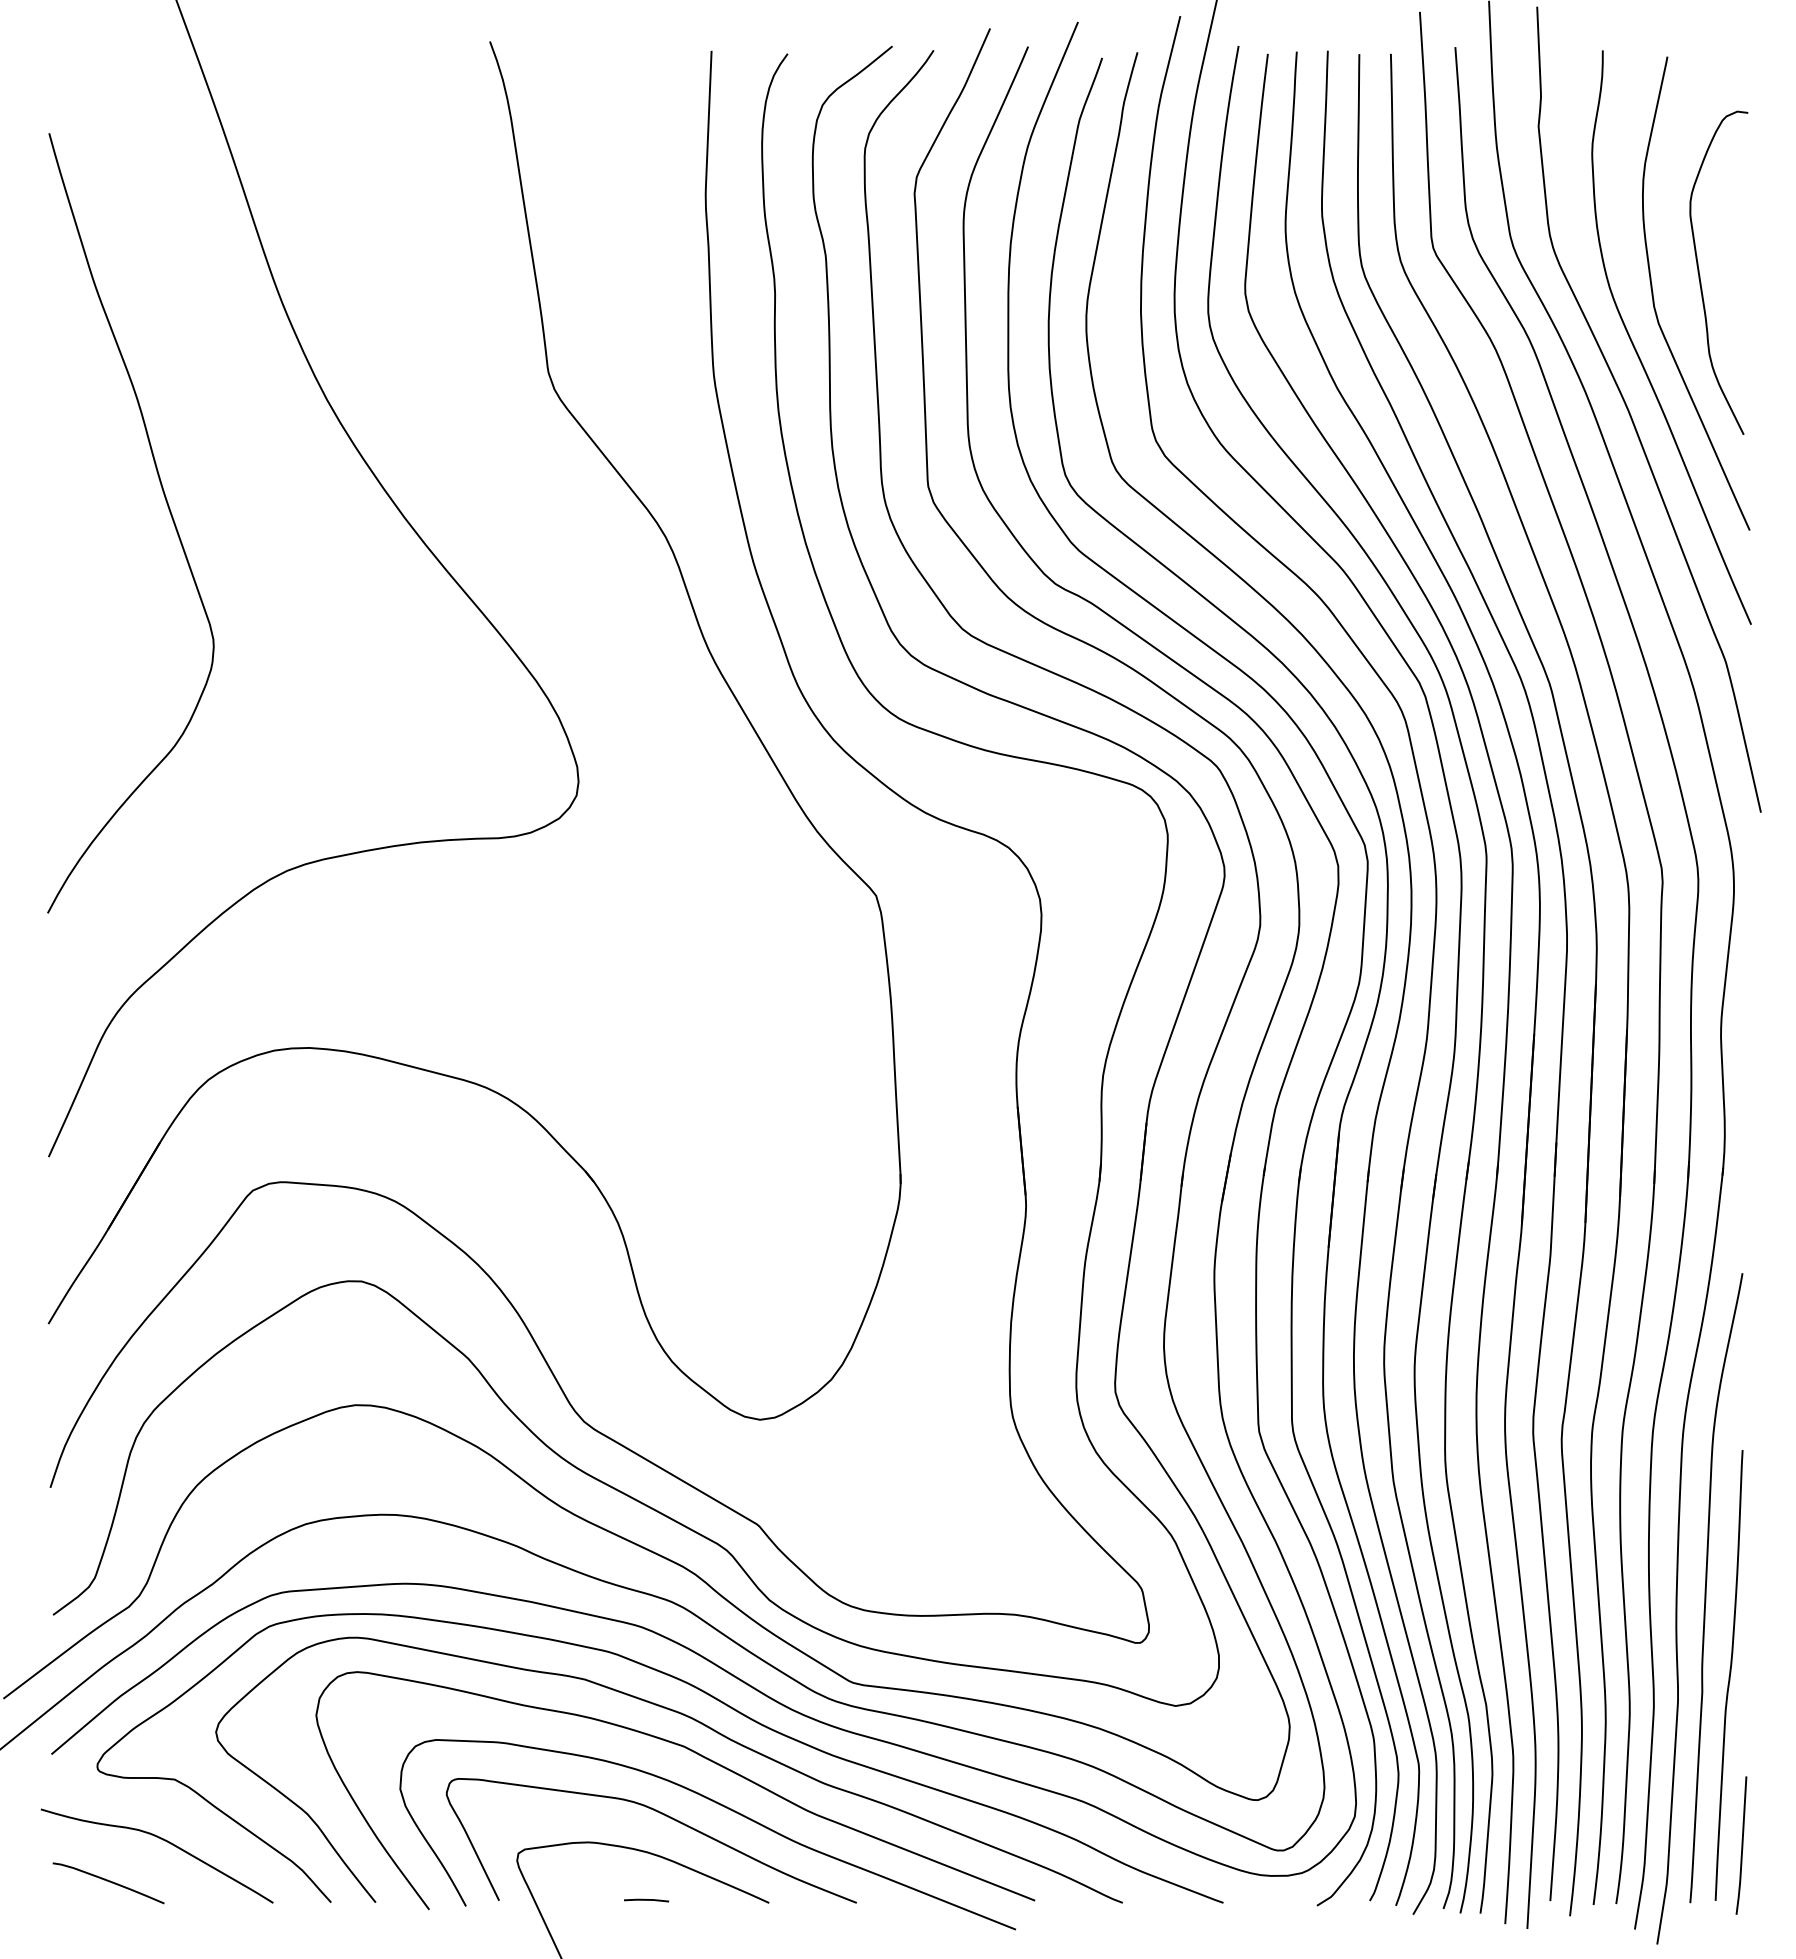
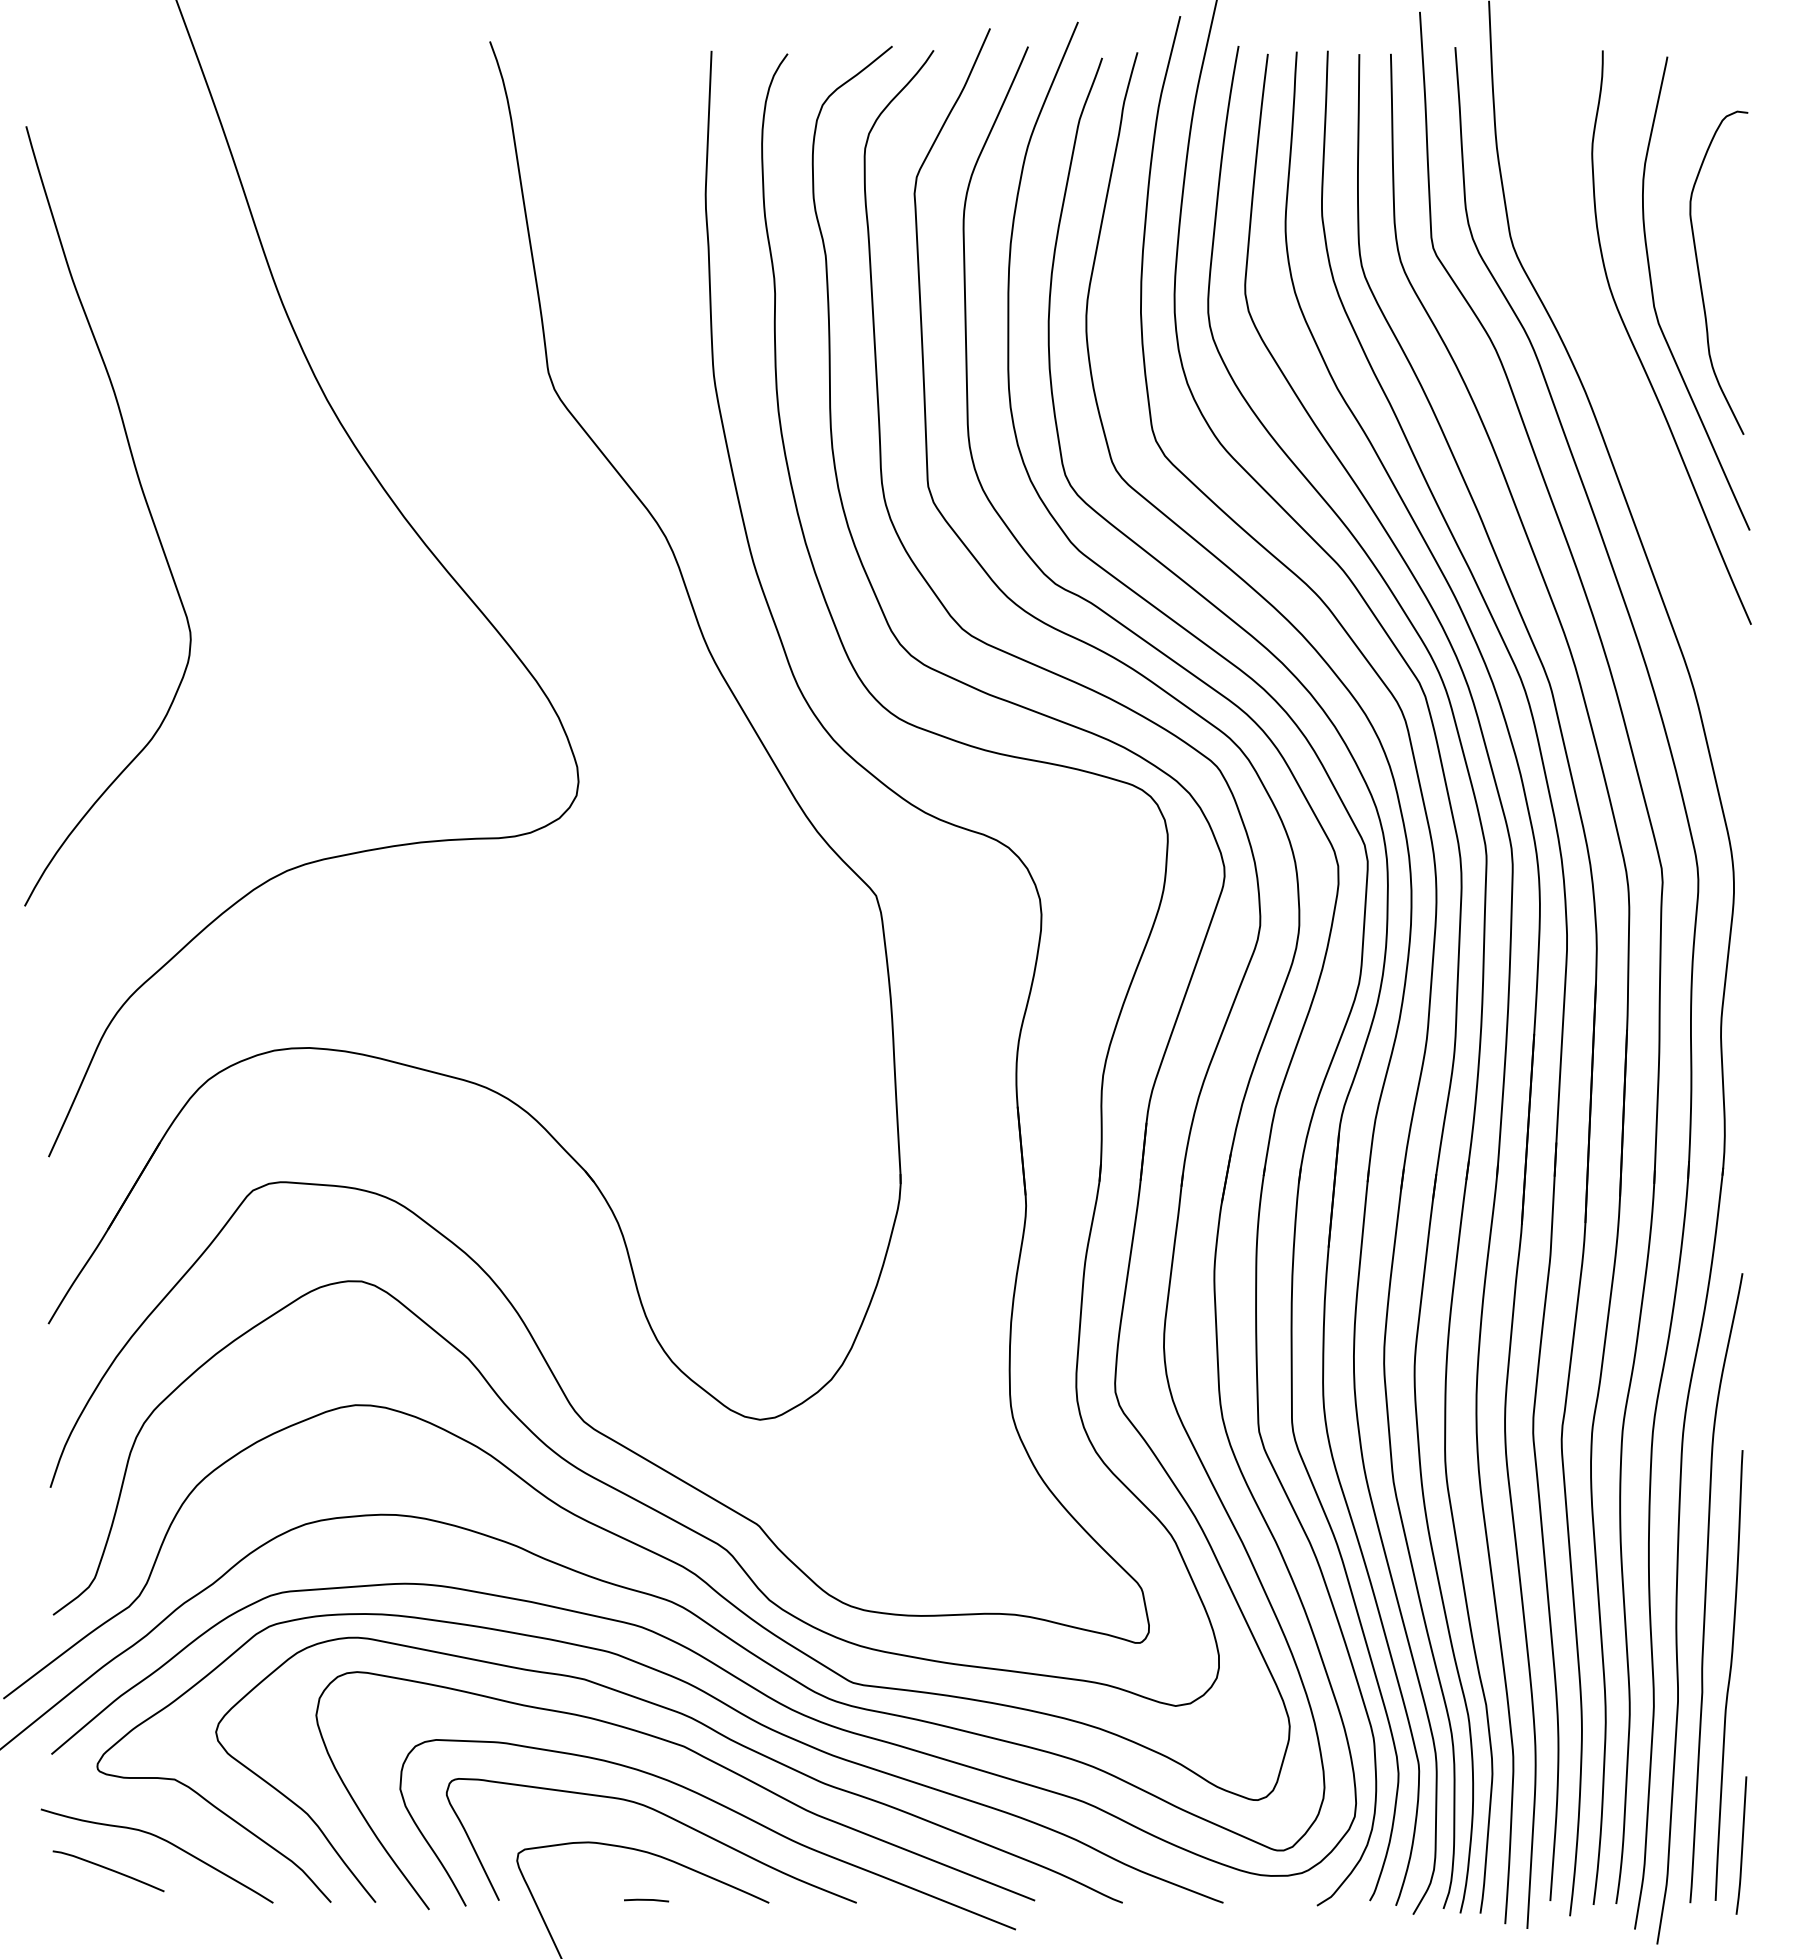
curve: present -> none (1632, 417)
curve position: (168, 509) -> (145, 502) (145, 502)
curve position: (109, 1882) -> (109, 1870) (109, 1870)
